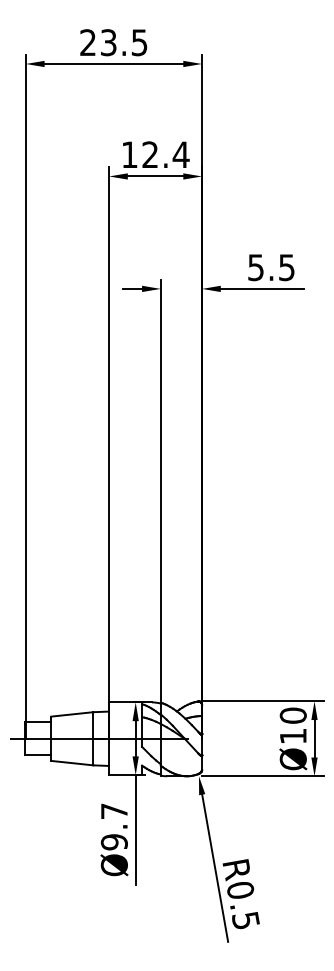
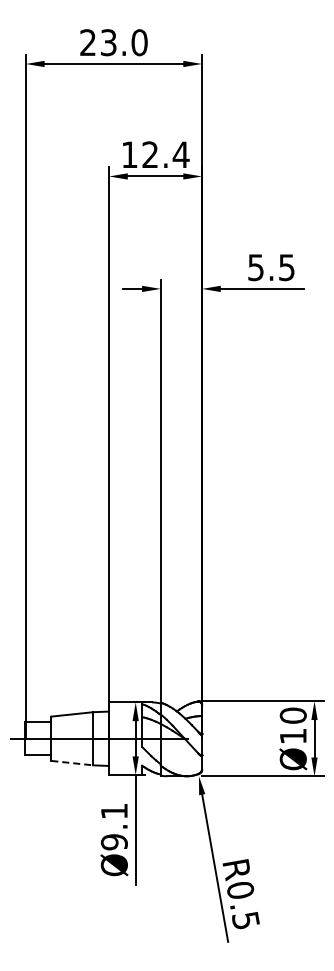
text: 23.5 -> 23.0 (139, 42)
line: solid -> dashed (72, 763)
text: Ø9.7 -> Ø9.1 (114, 810)
